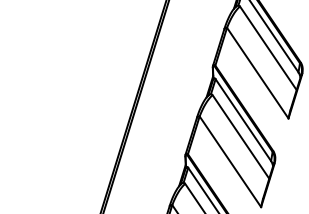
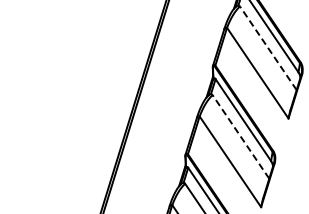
line: solid -> dashed (268, 47)
line: solid -> dashed (240, 136)
